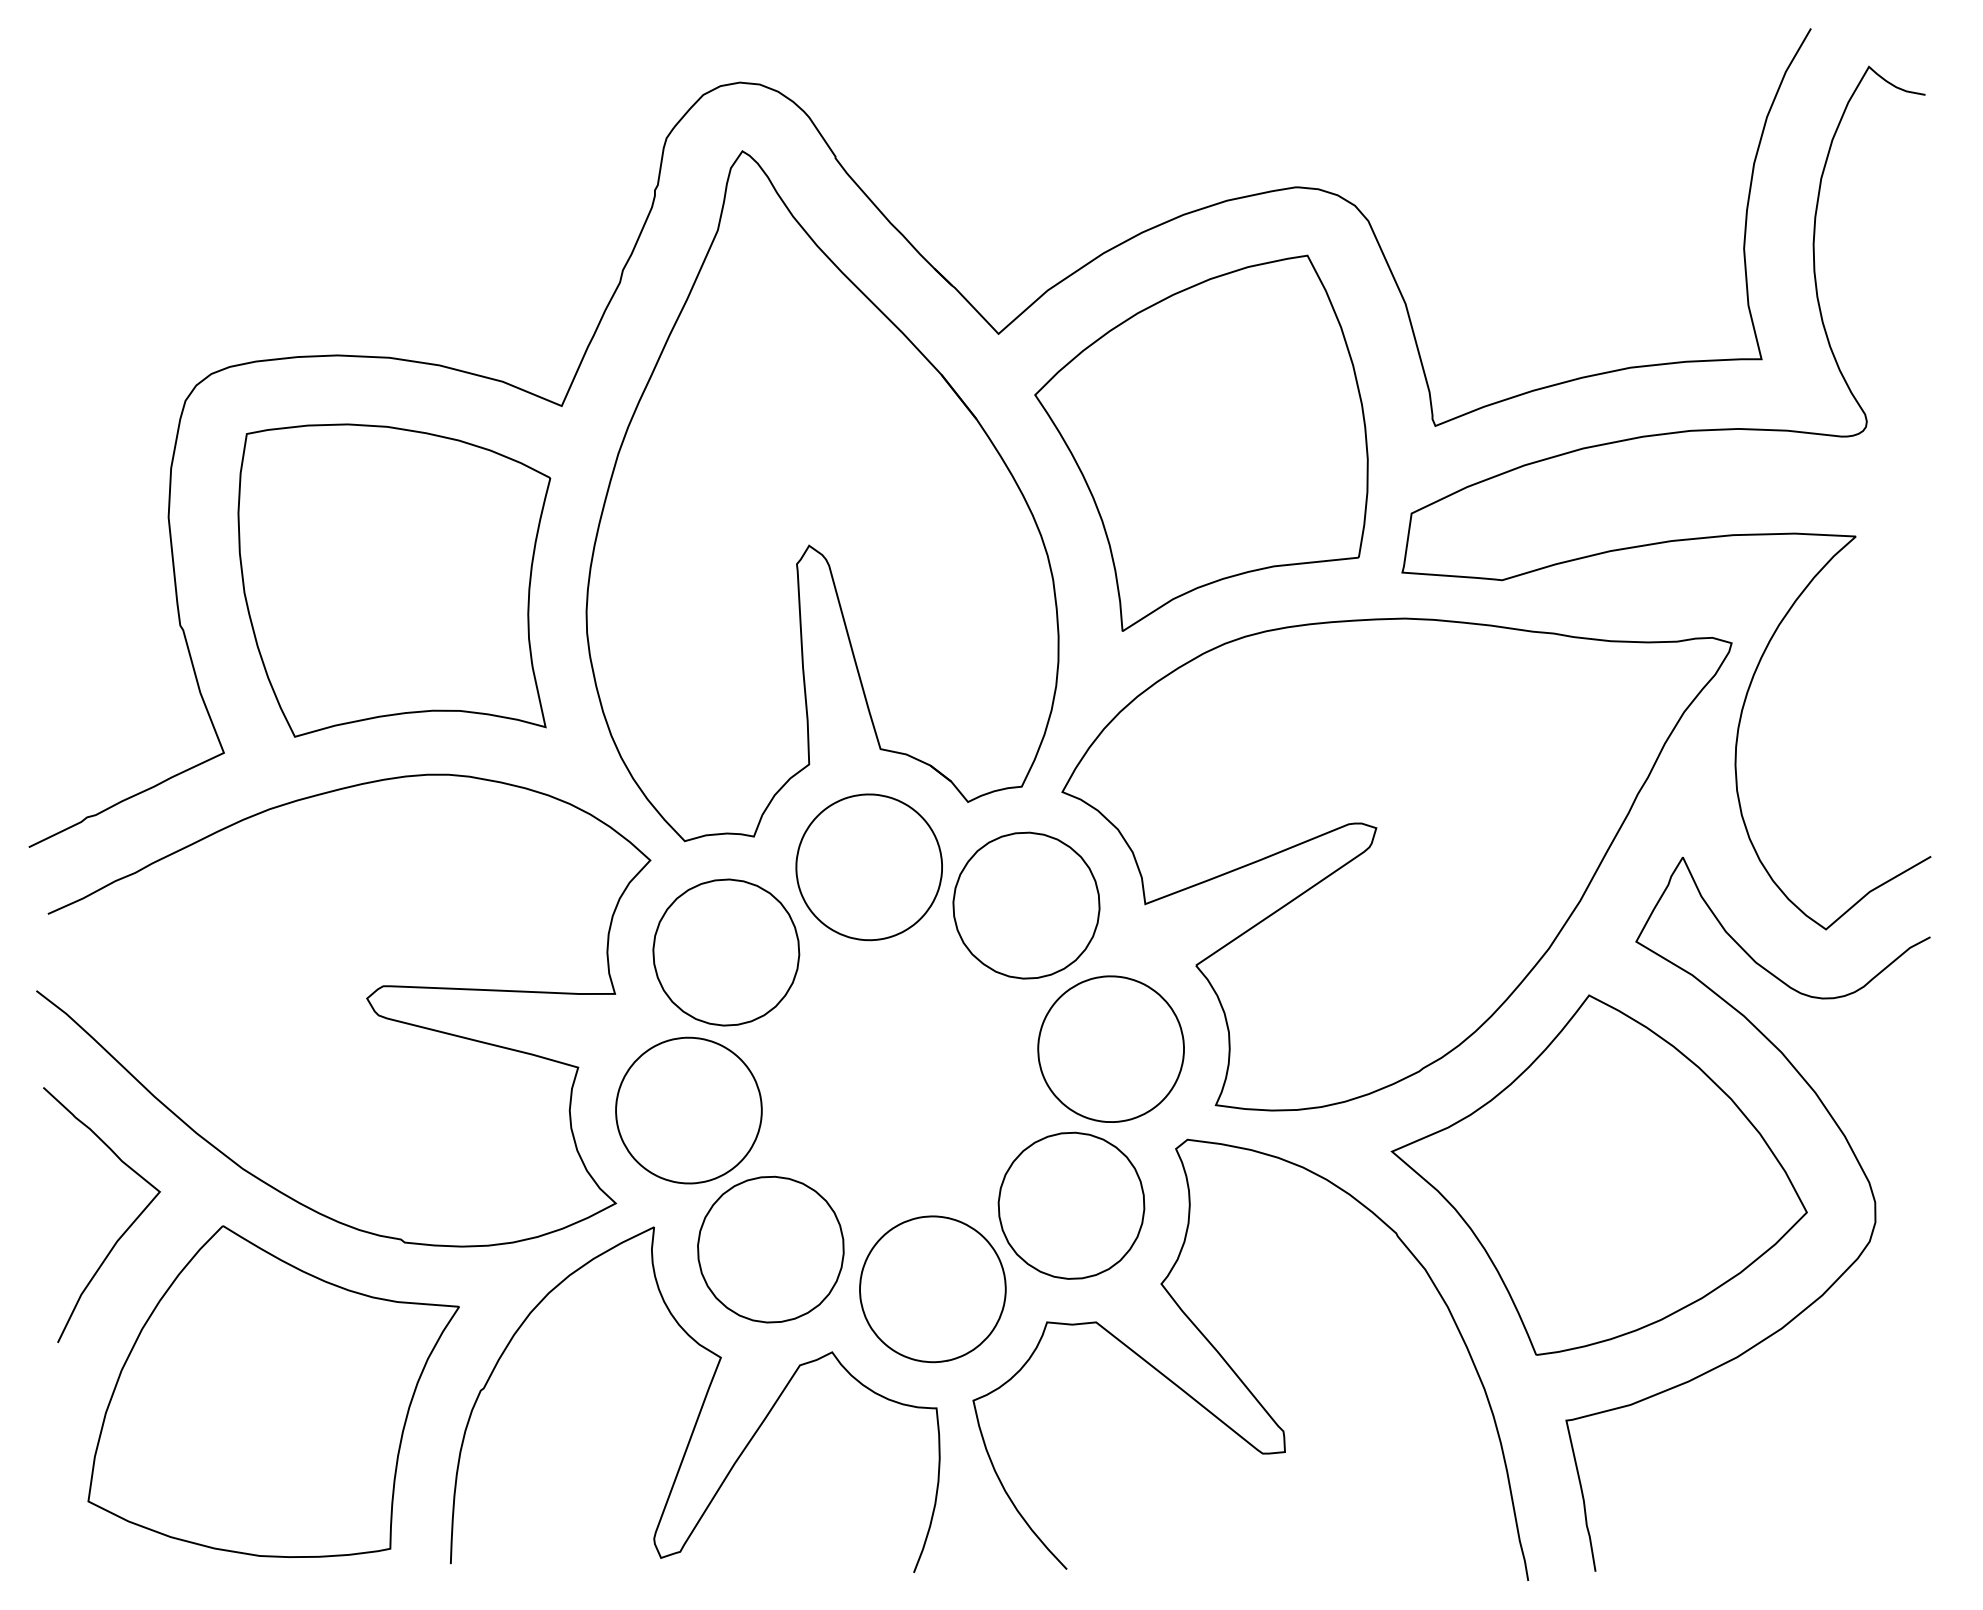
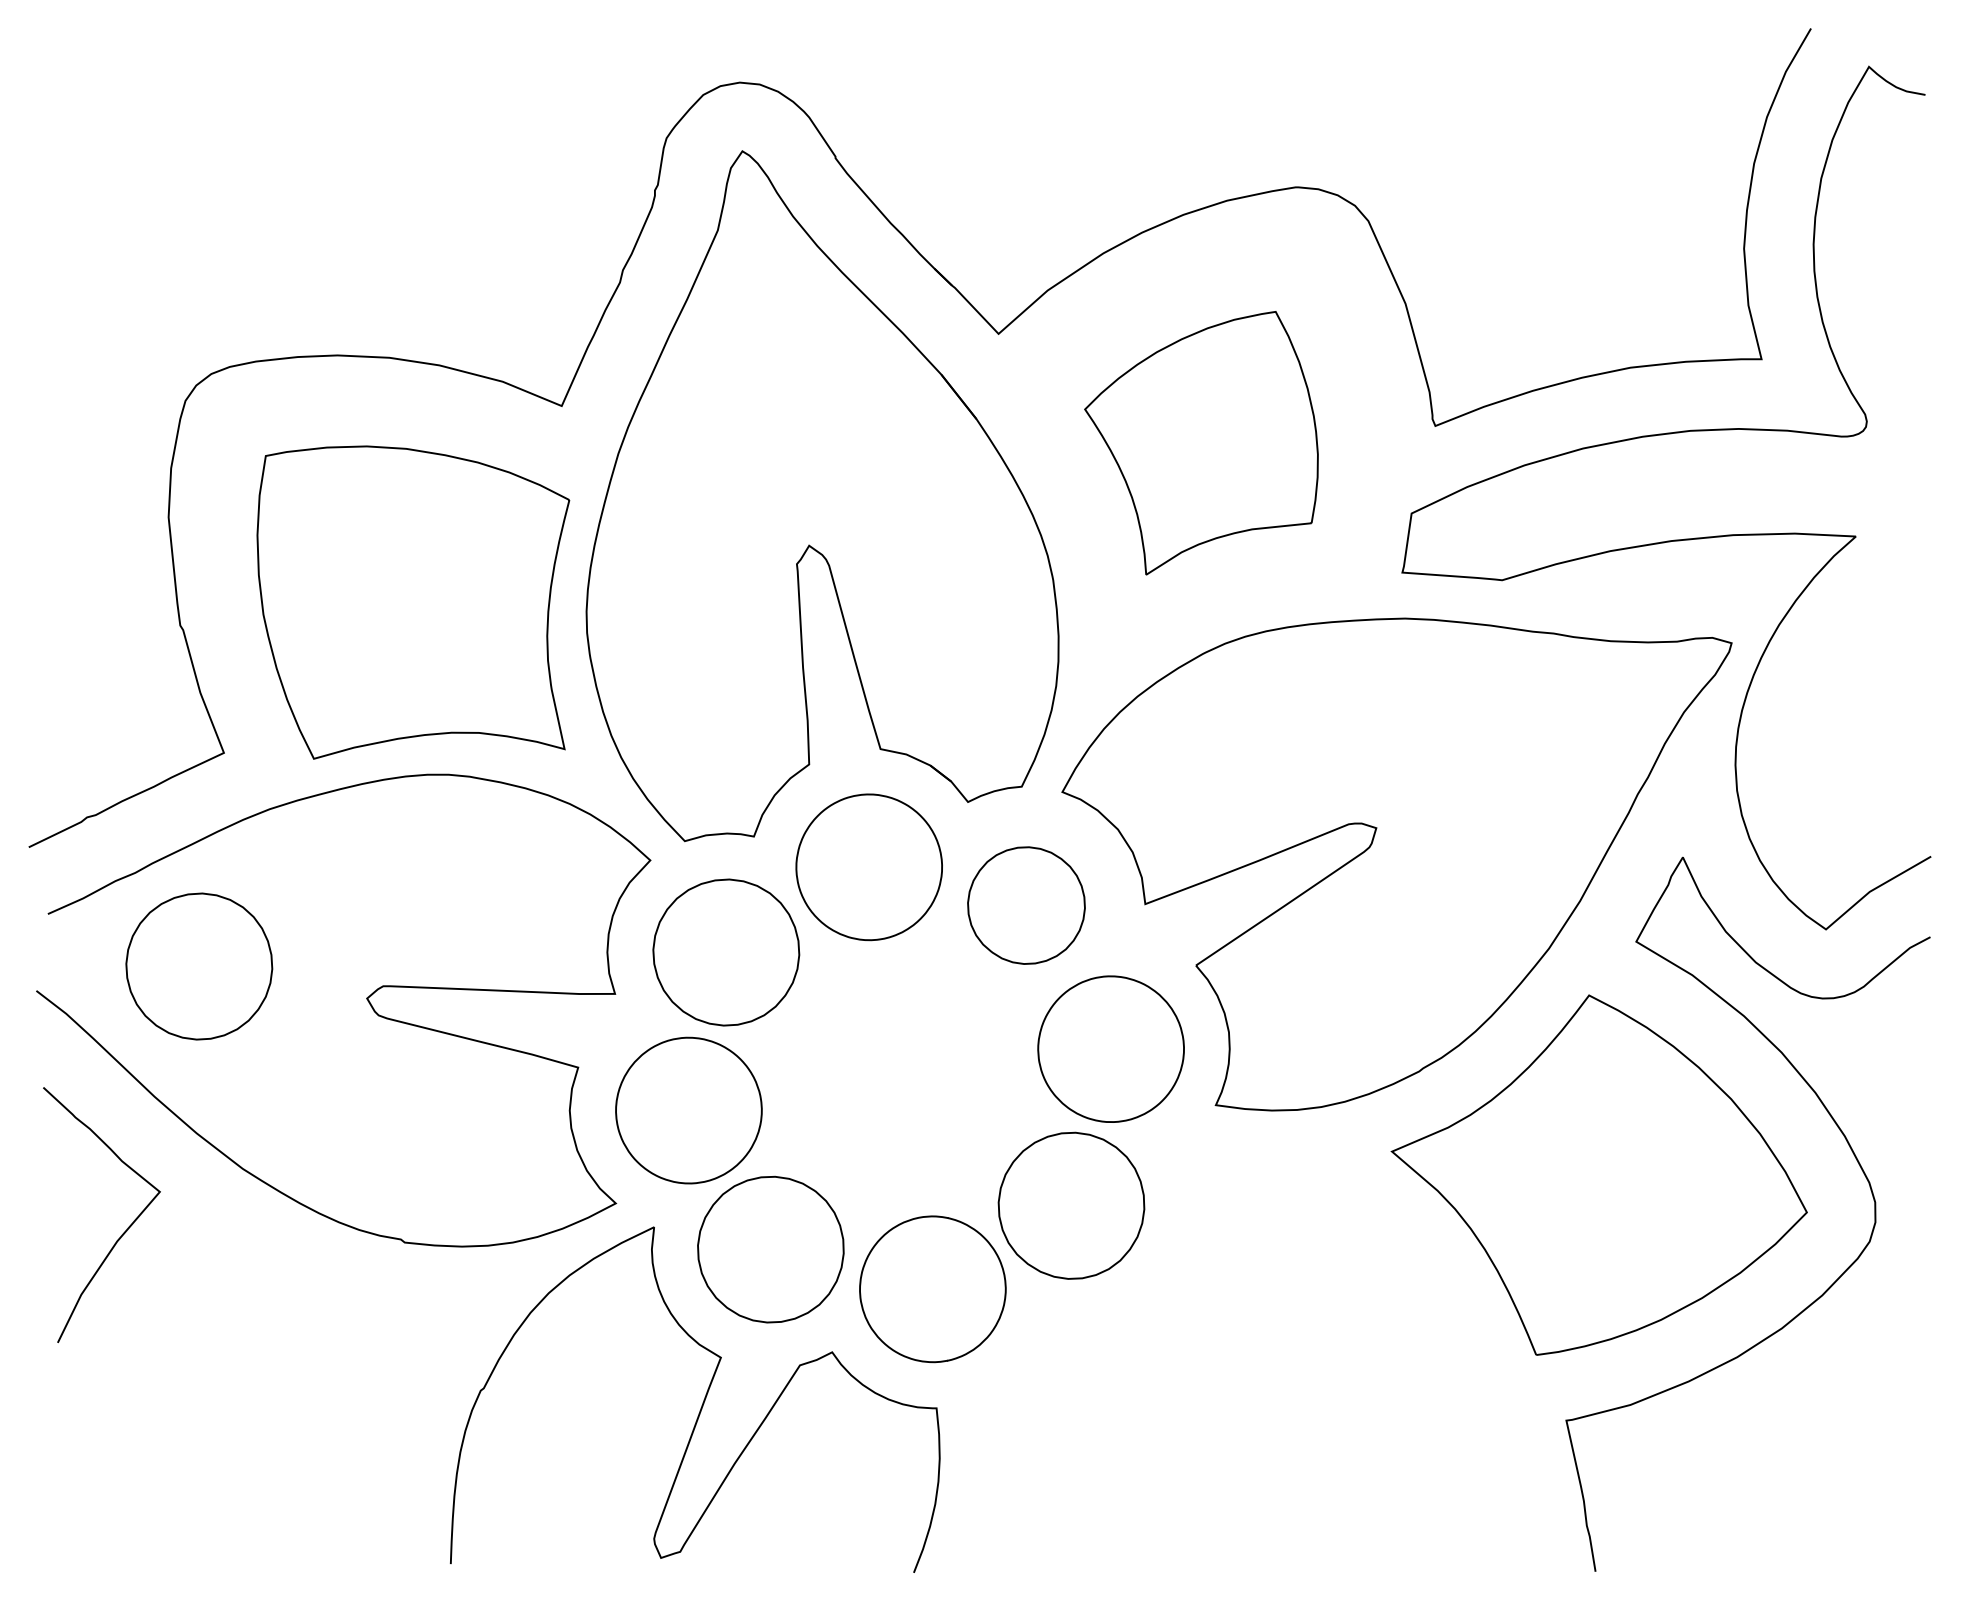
part size: 335x378 px -> 235x265 px (1201, 443)
part position: (394, 580) -> (413, 602) (413, 602)
part size: 149x149 px -> 119x119 px (1026, 905)
part: none -> present (199, 966)
curve: present -> none (1234, 1370)
part: present -> none (273, 1391)
